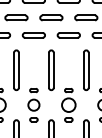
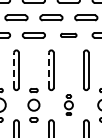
part size: 25x7 px -> 18x6 px (68, 34)
line: solid -> dashed (14, 69)
line: solid -> dashed (48, 69)
part size: 16x35 px -> 11x22 px (68, 104)
